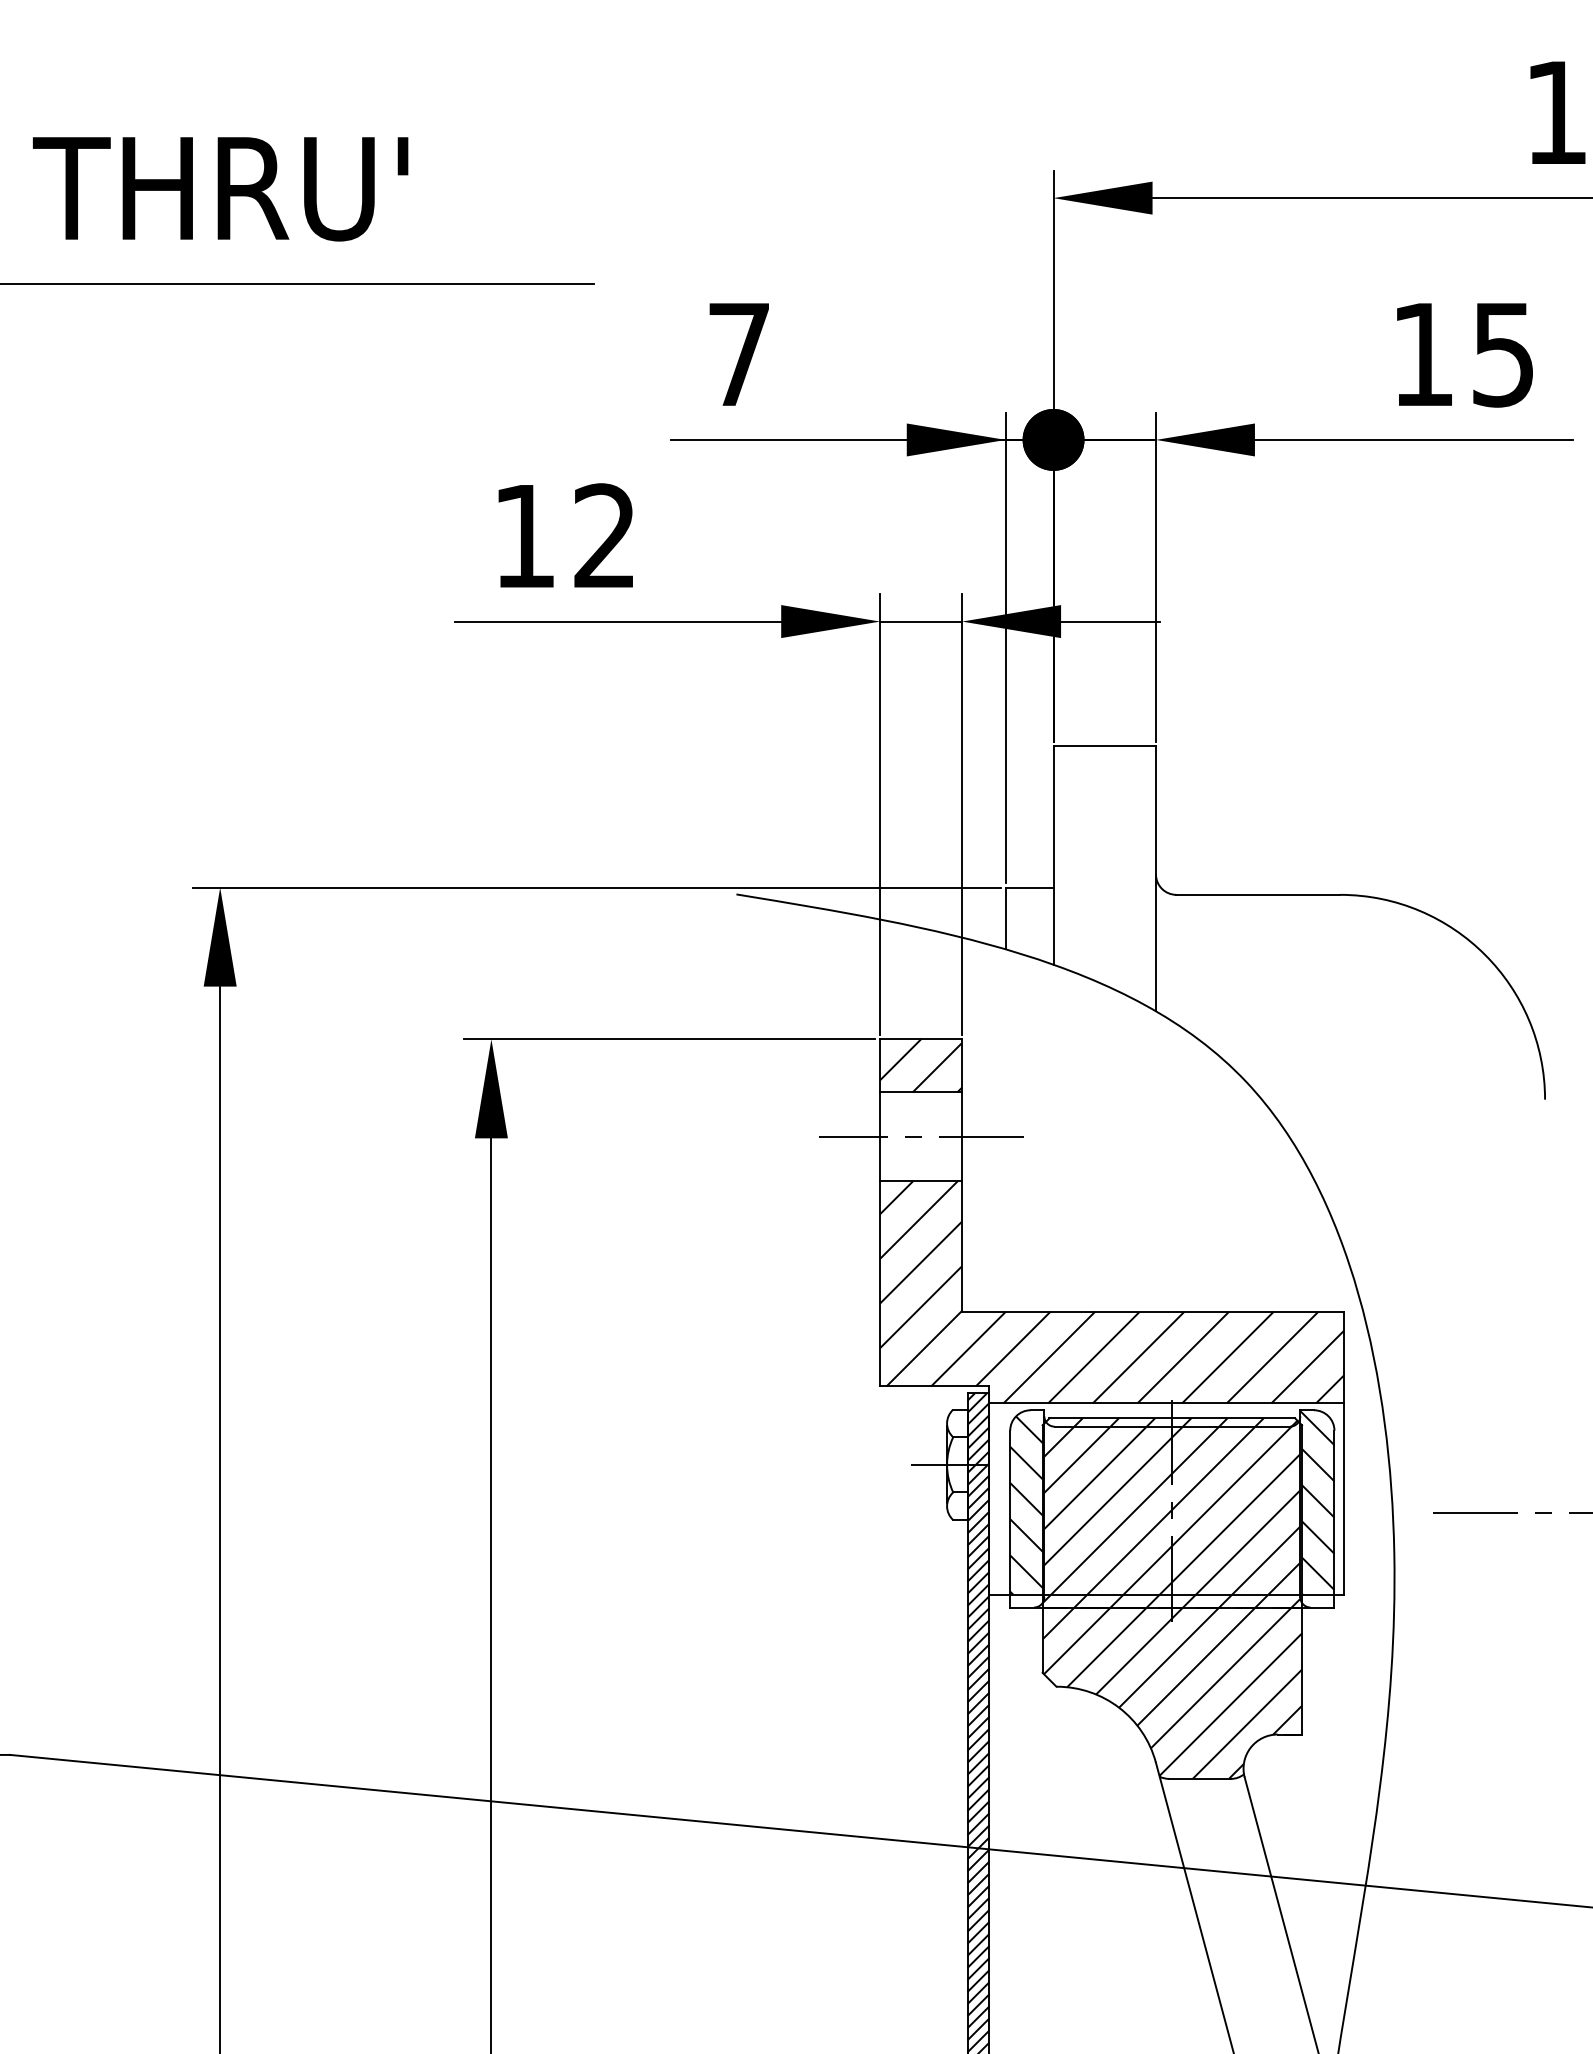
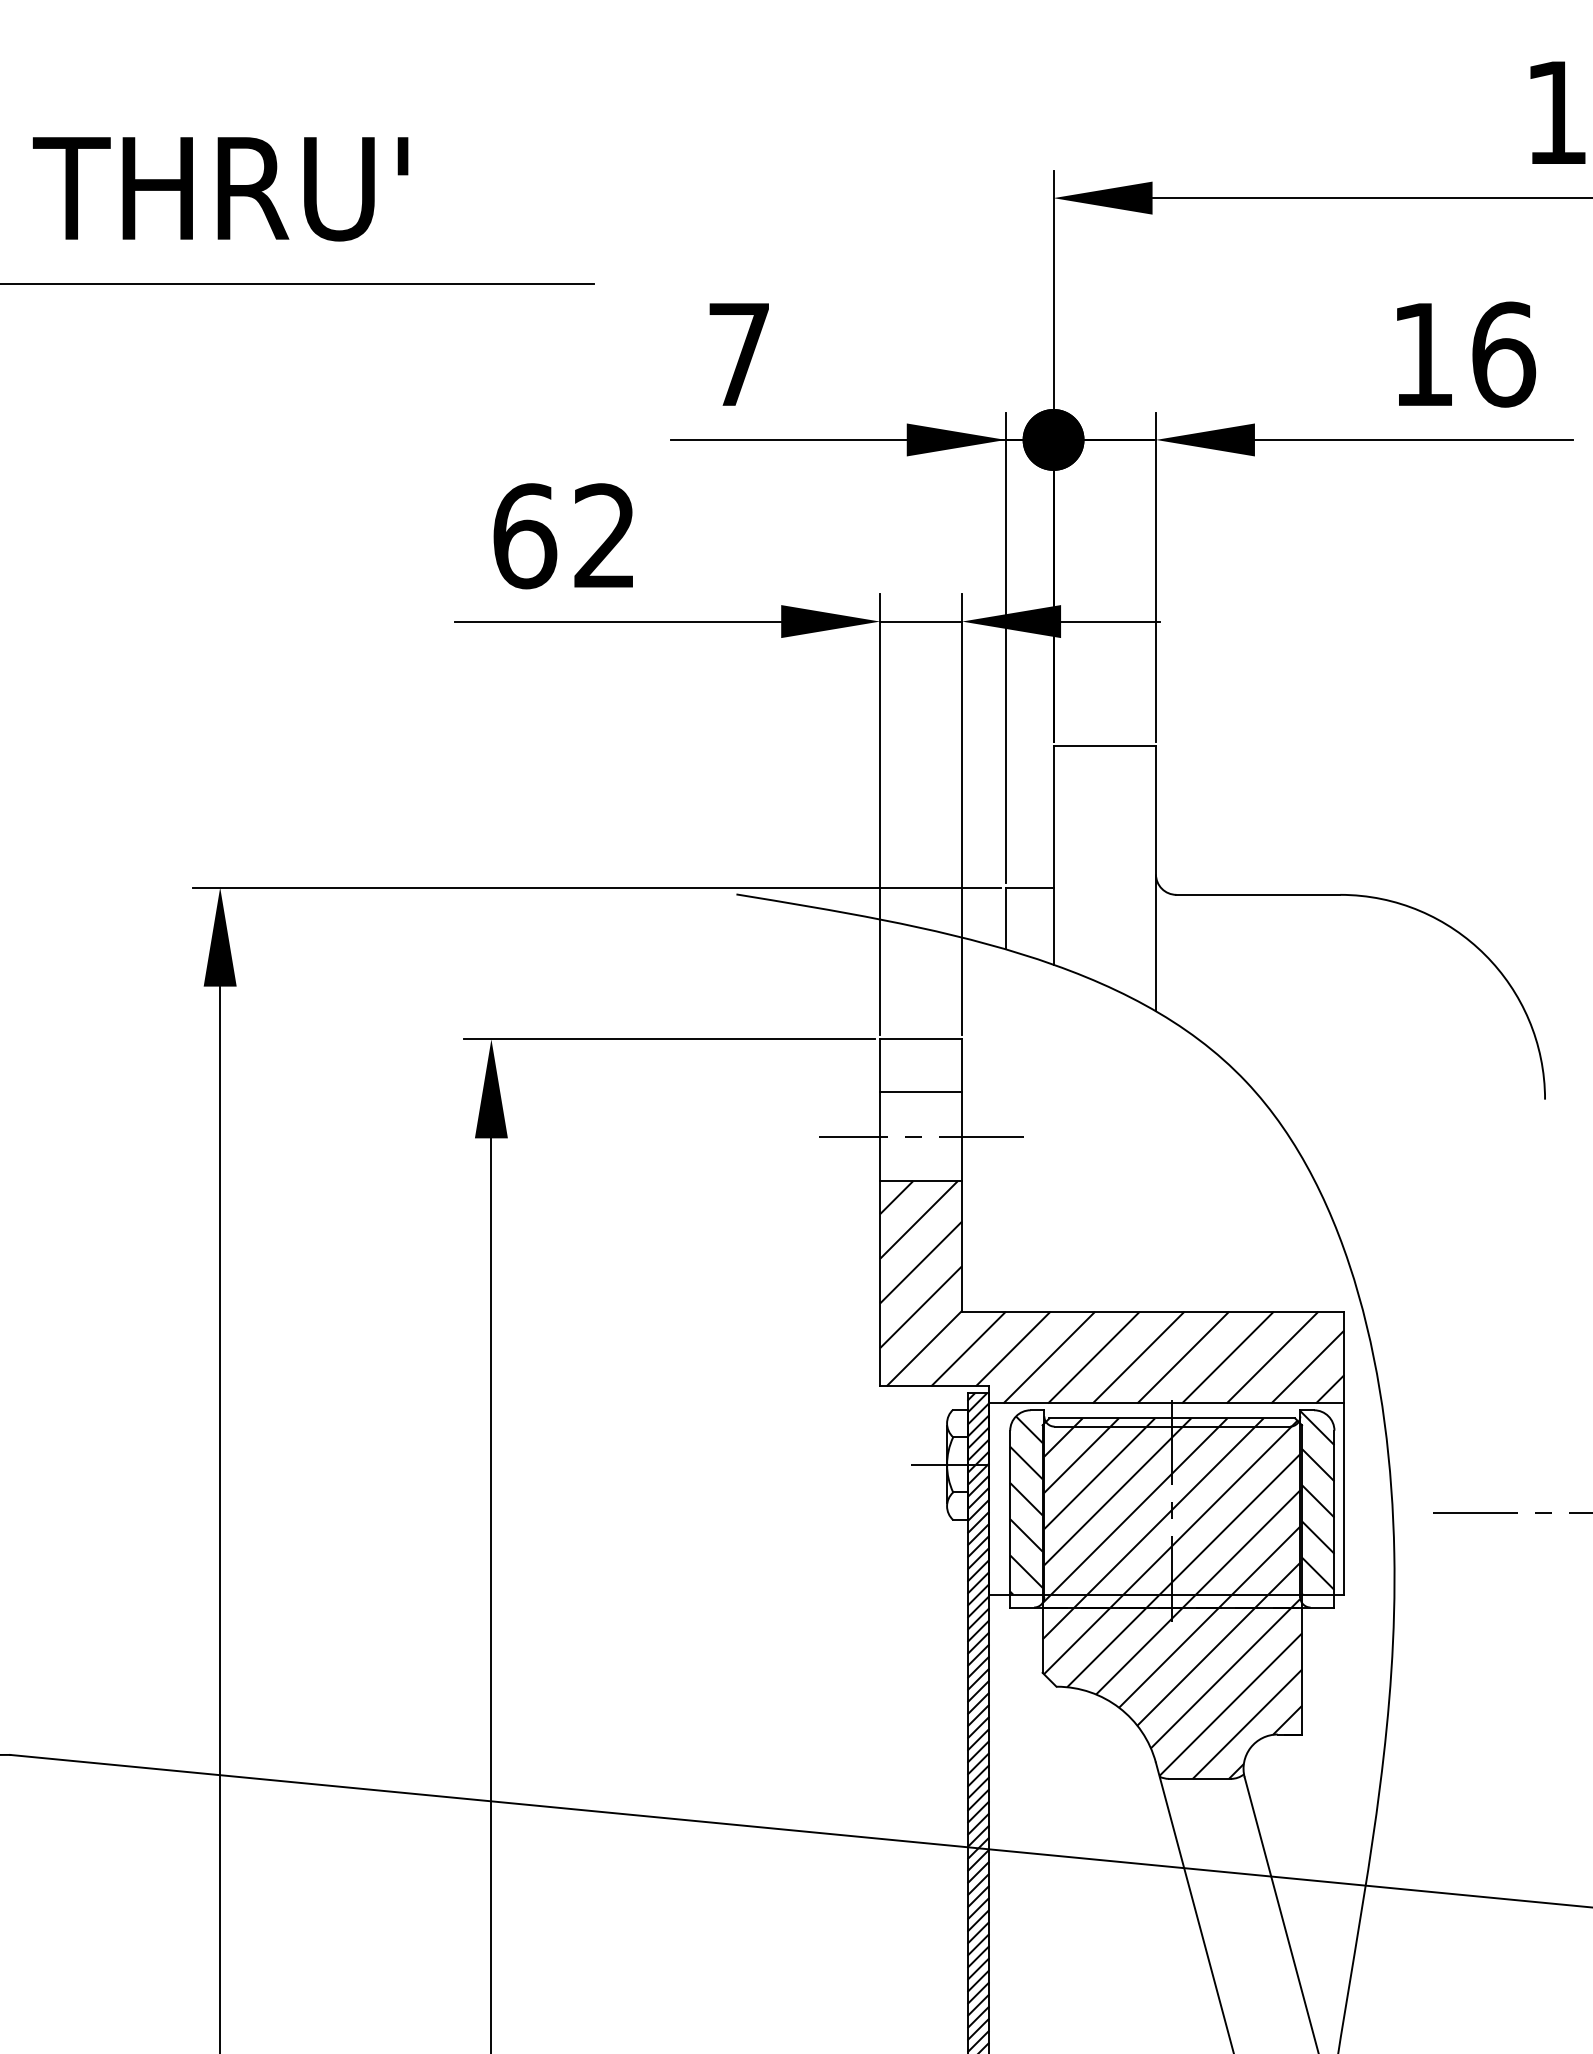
text: 15 -> 16 (1504, 354)
text: 12 -> 62 (525, 536)
hatch: present -> none (921, 1065)
